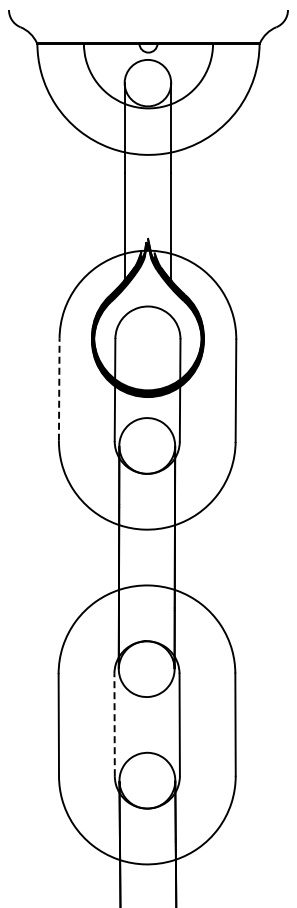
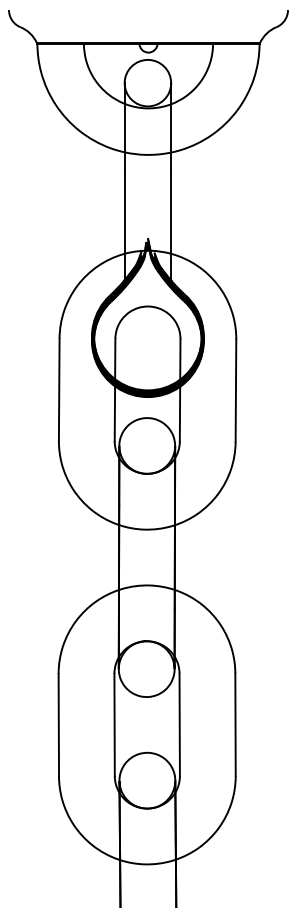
line: dashed -> solid (59, 389)
line: dashed -> solid (114, 724)
